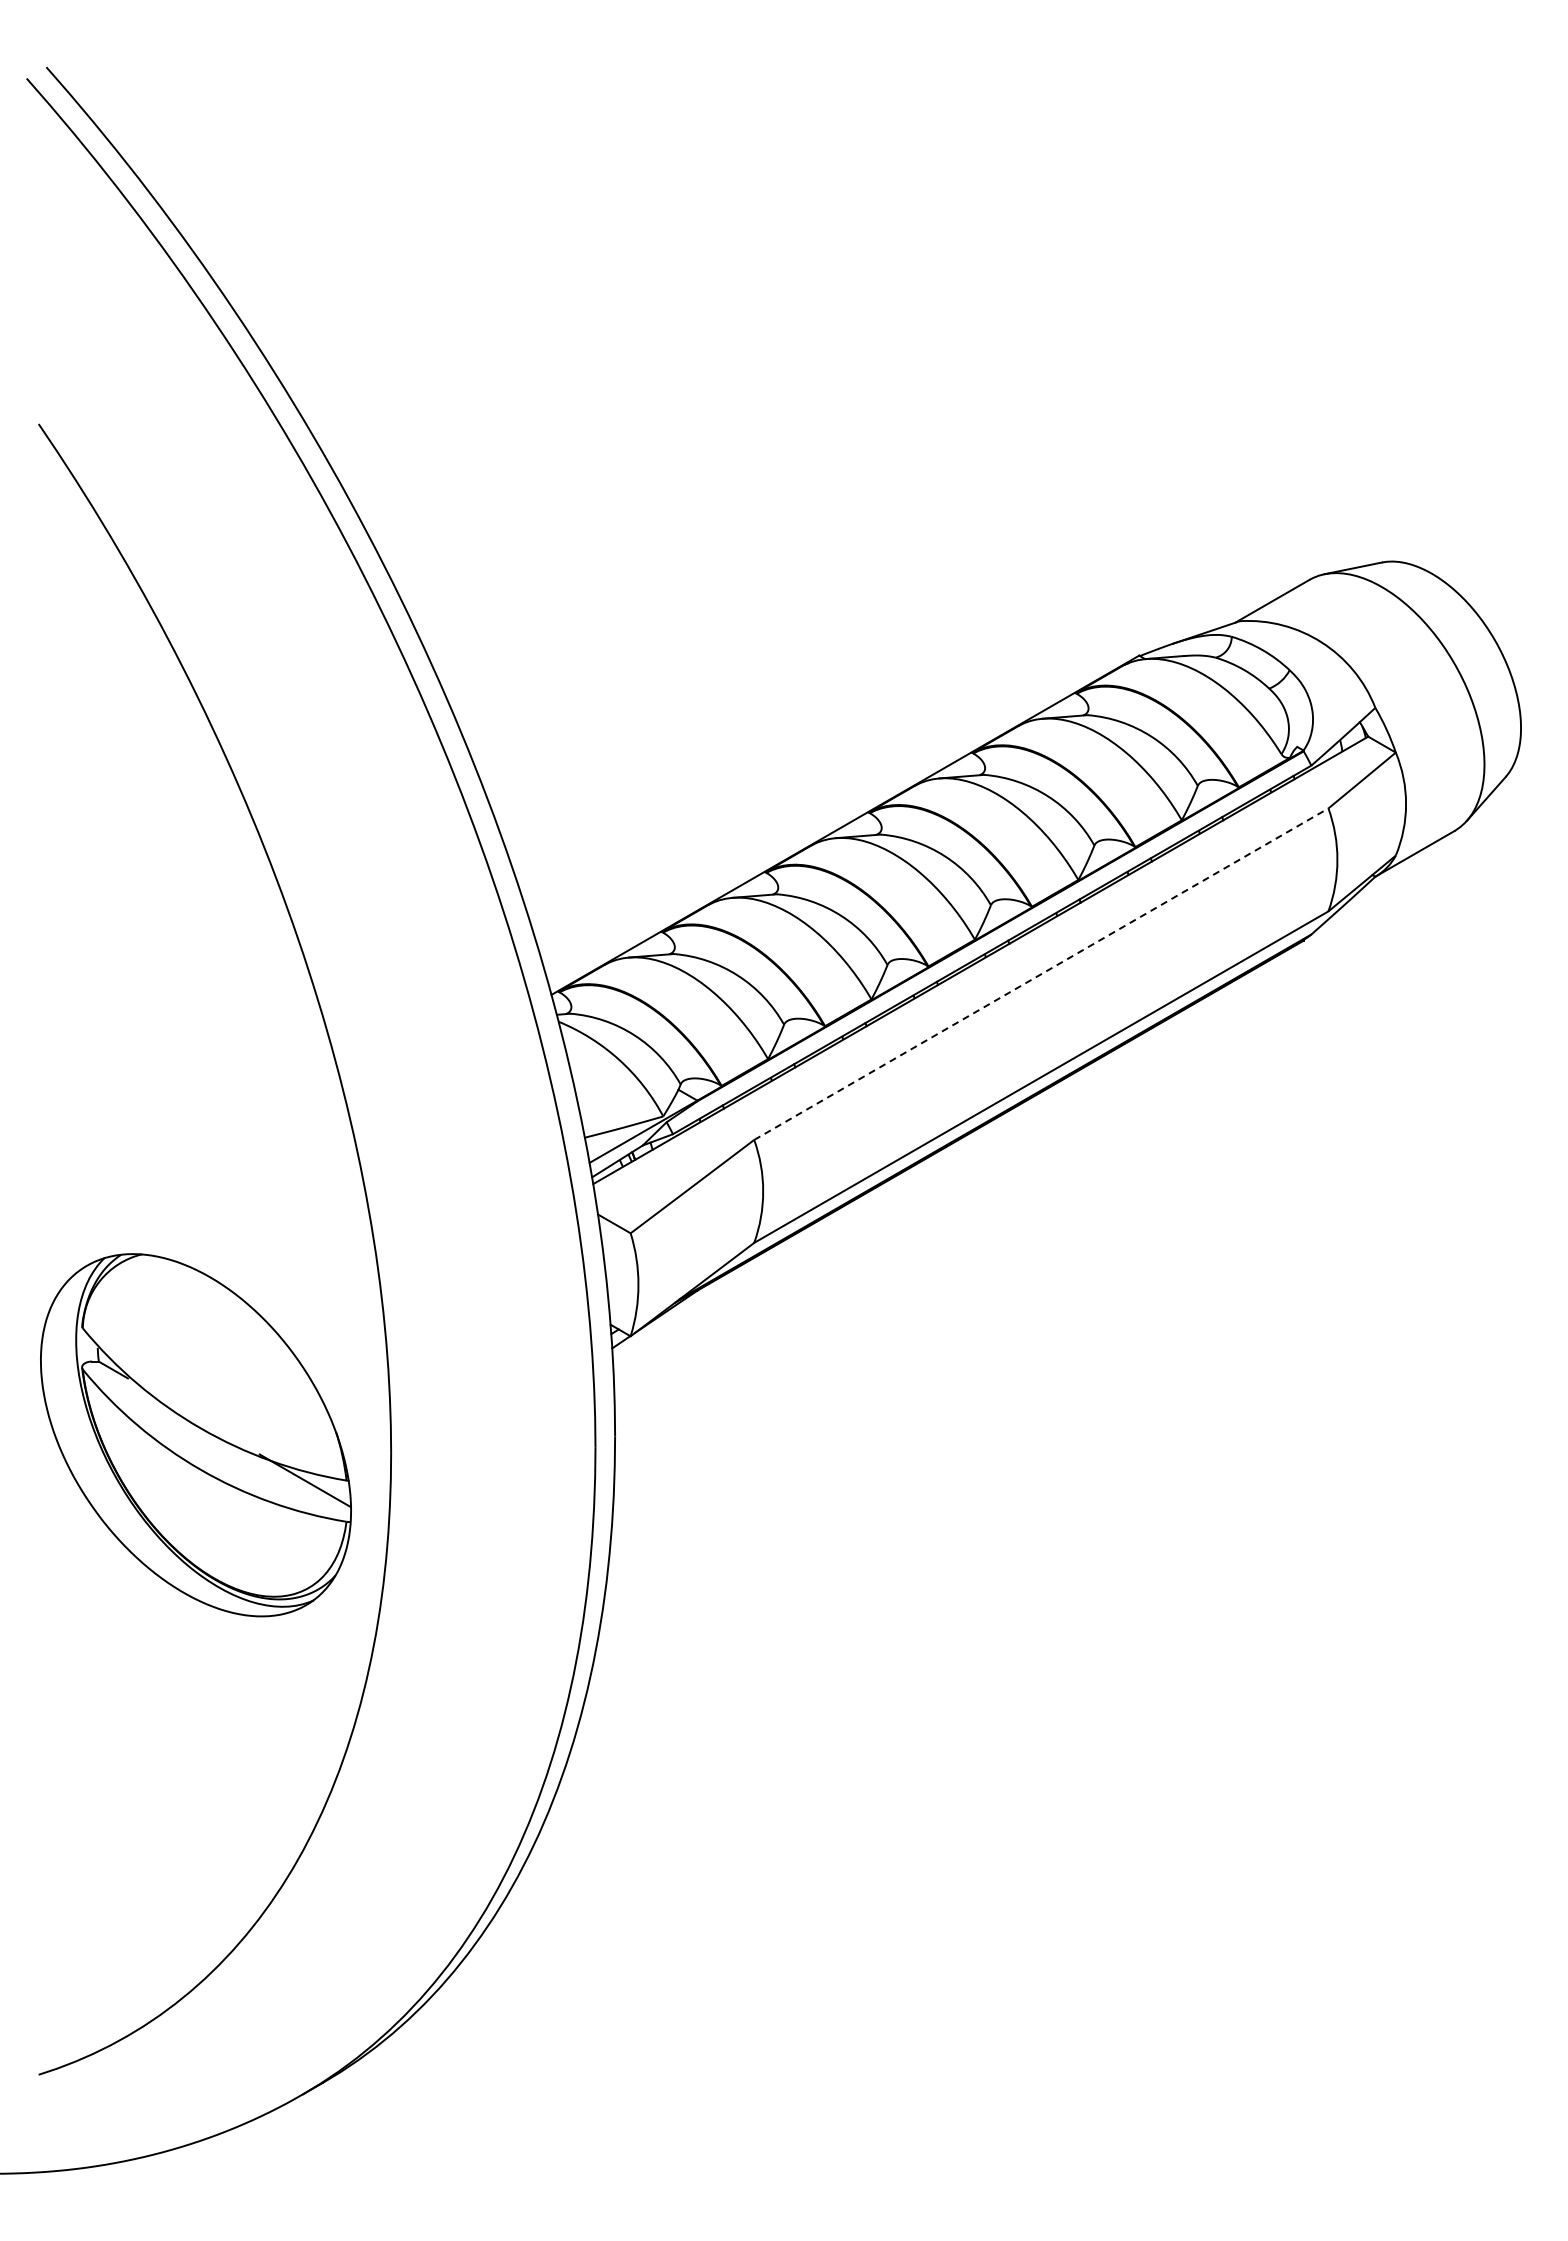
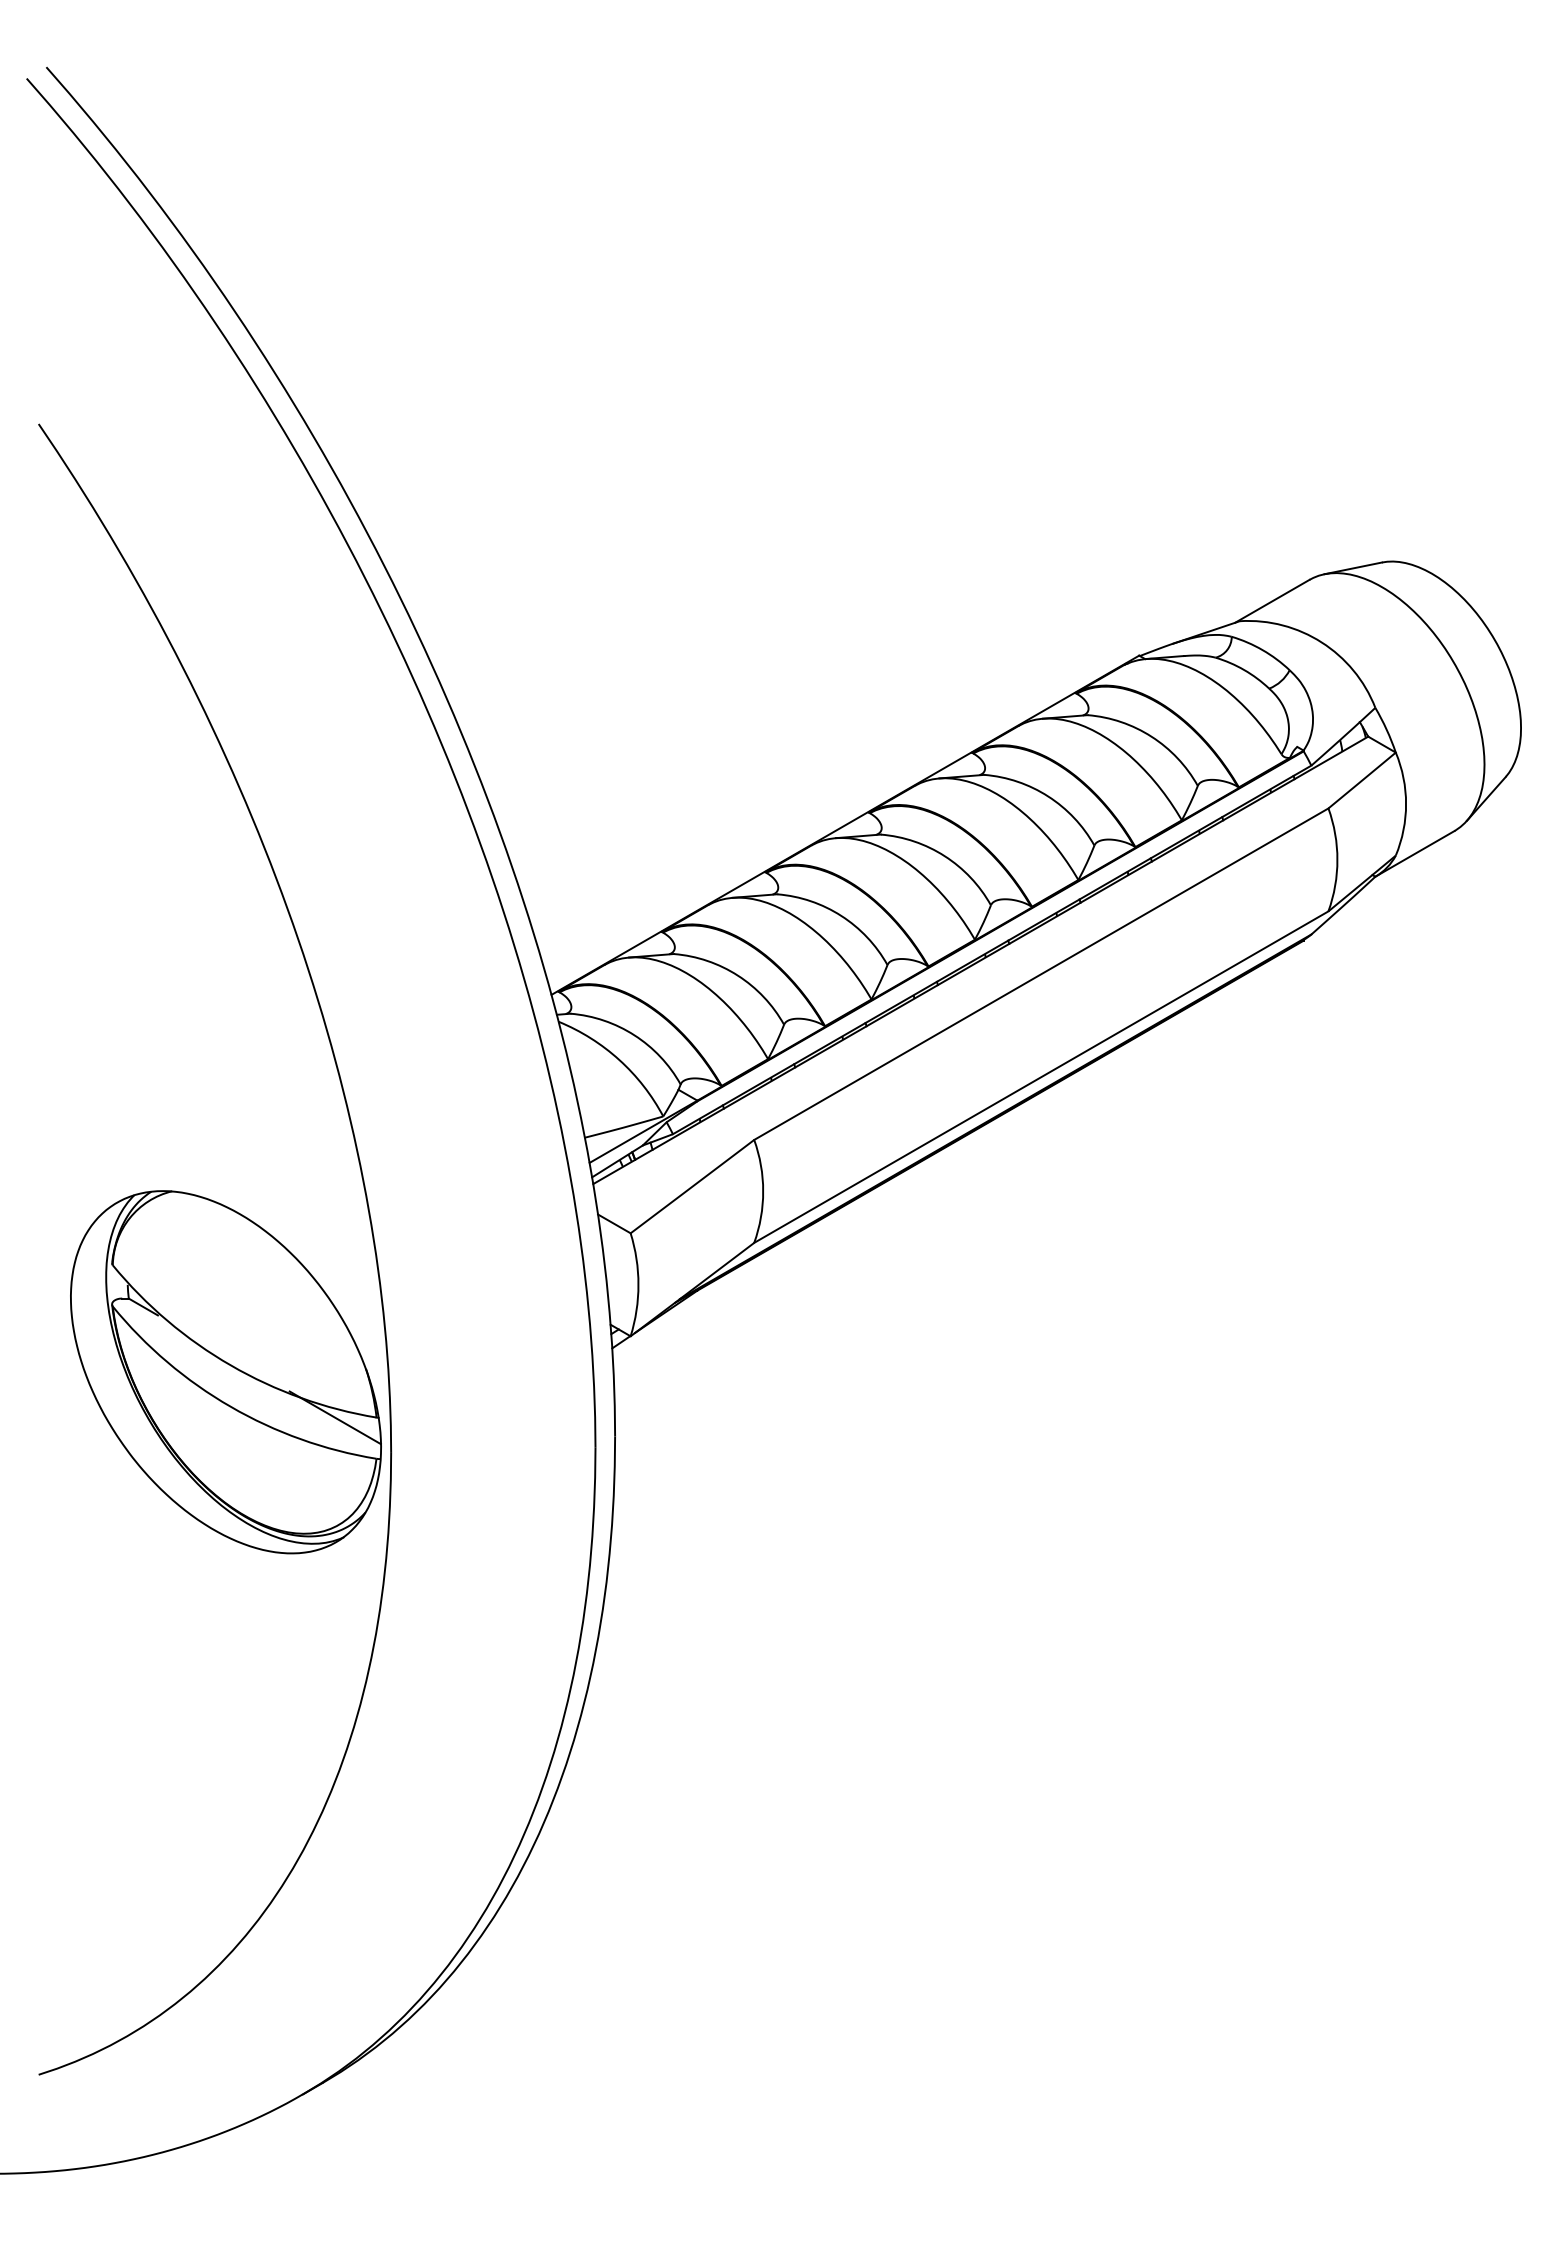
line: dashed -> solid (1041, 974)
part position: (195, 1435) -> (225, 1372) (225, 1372)
